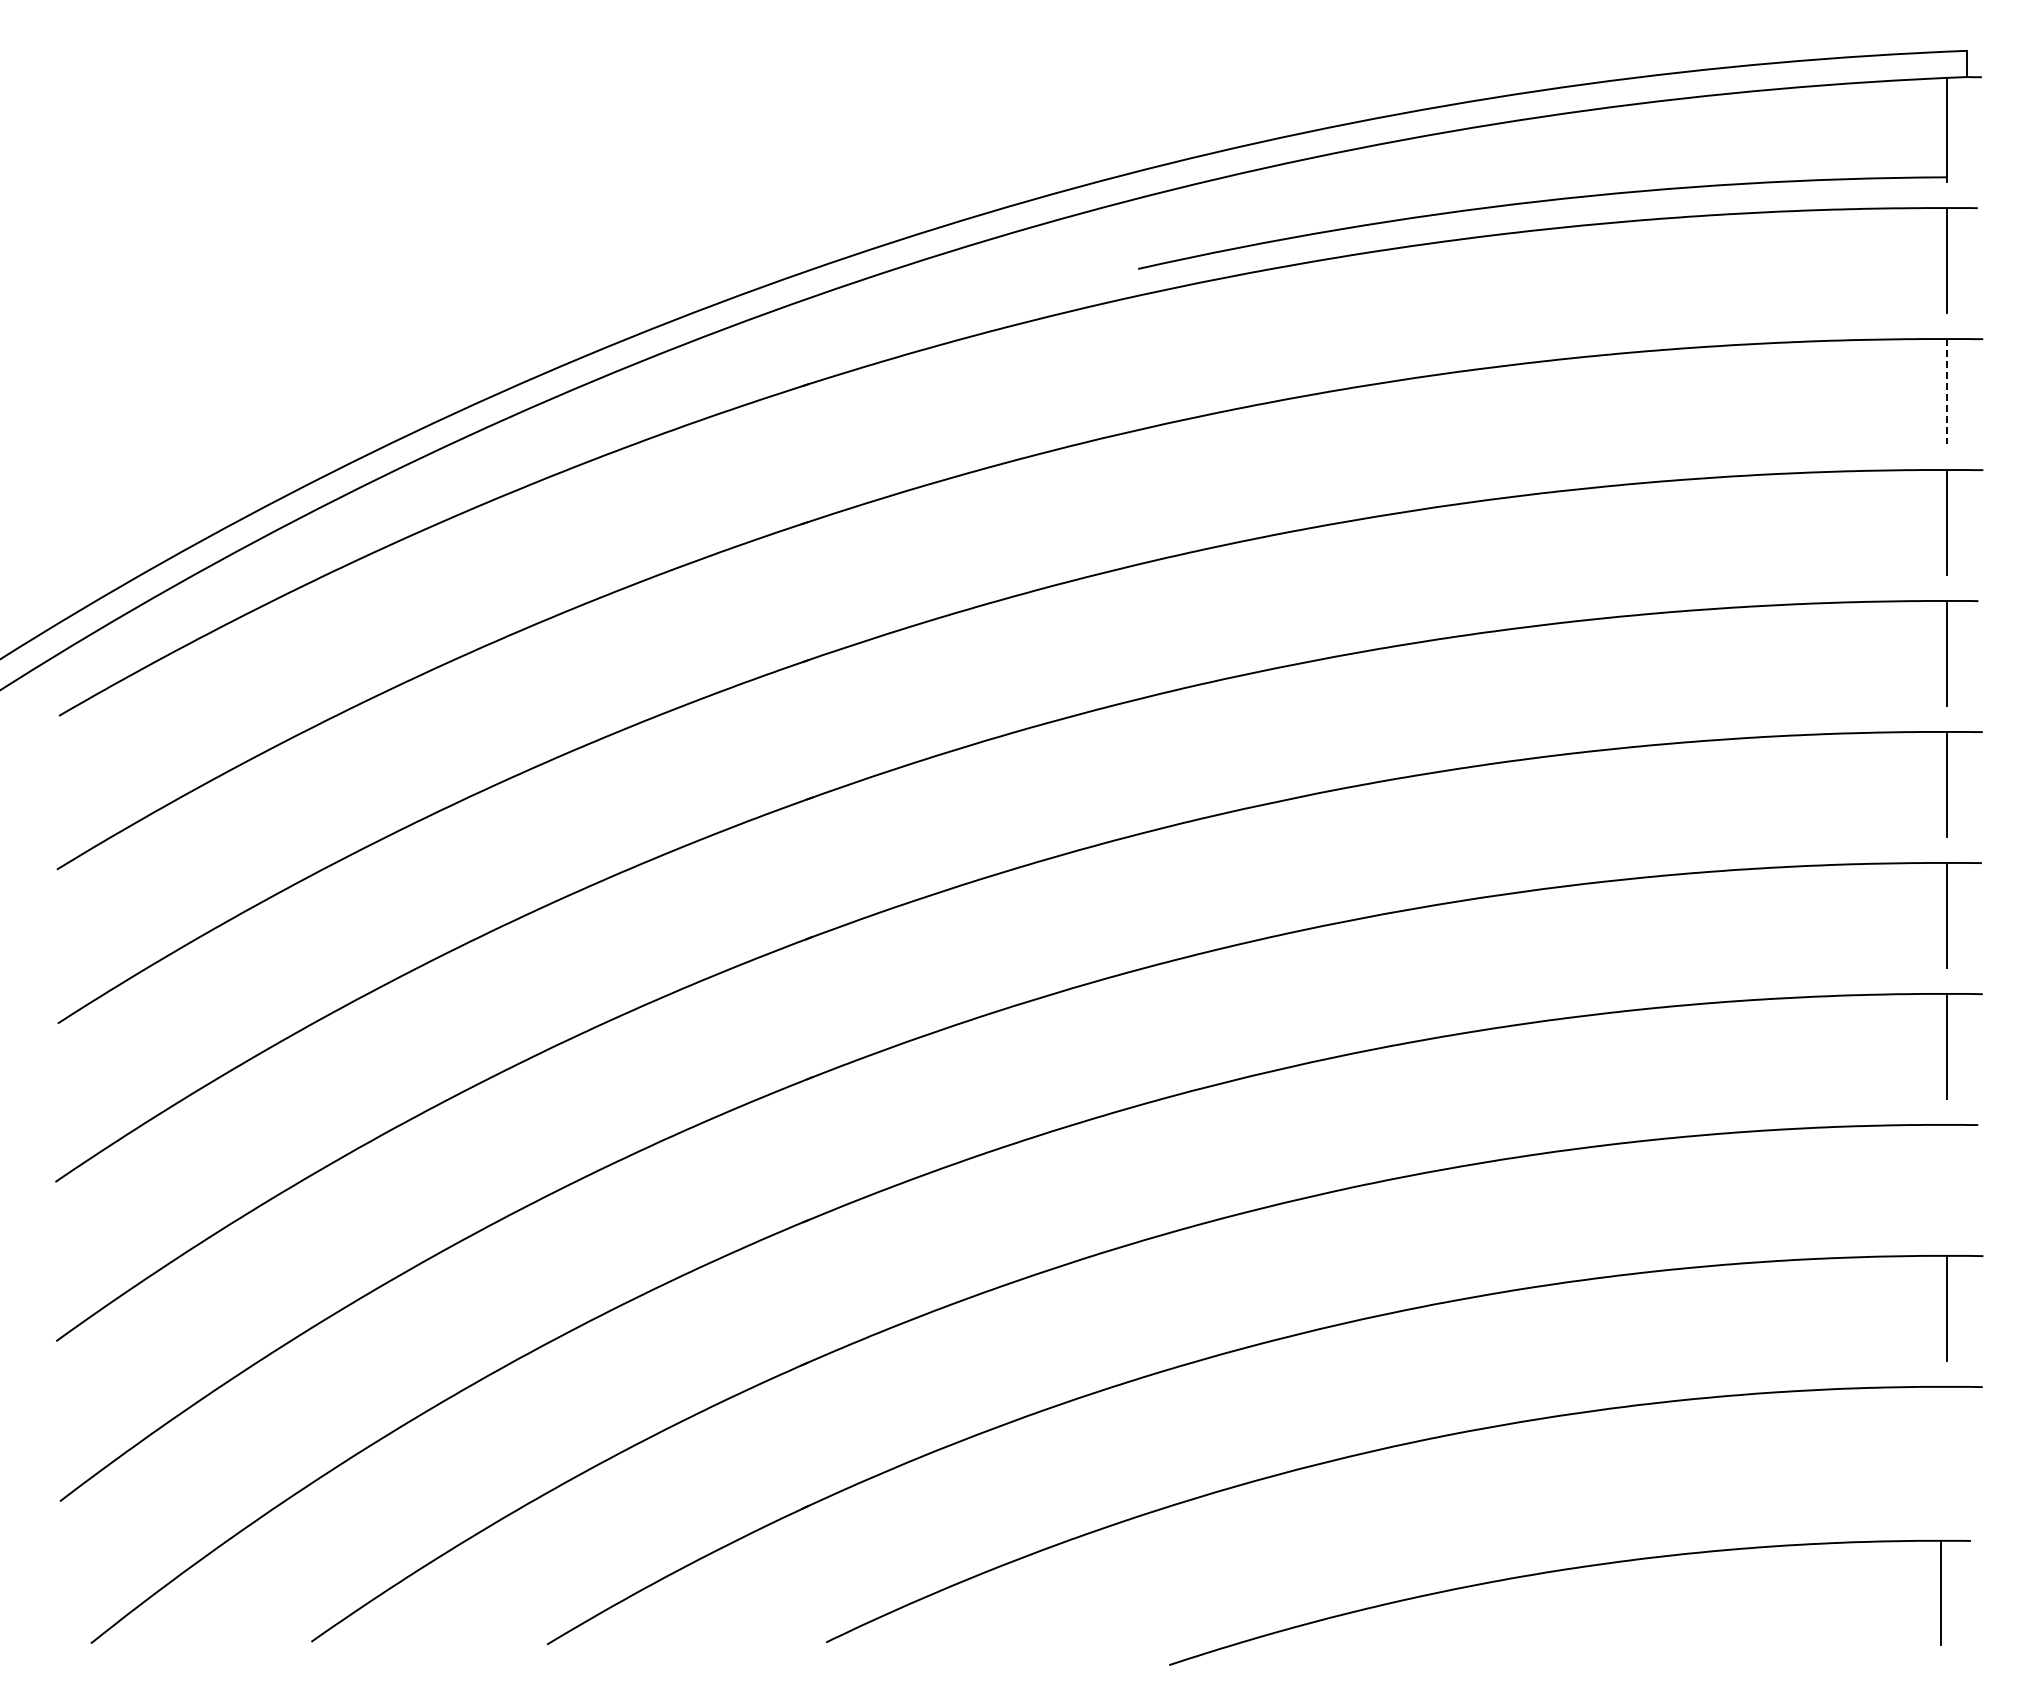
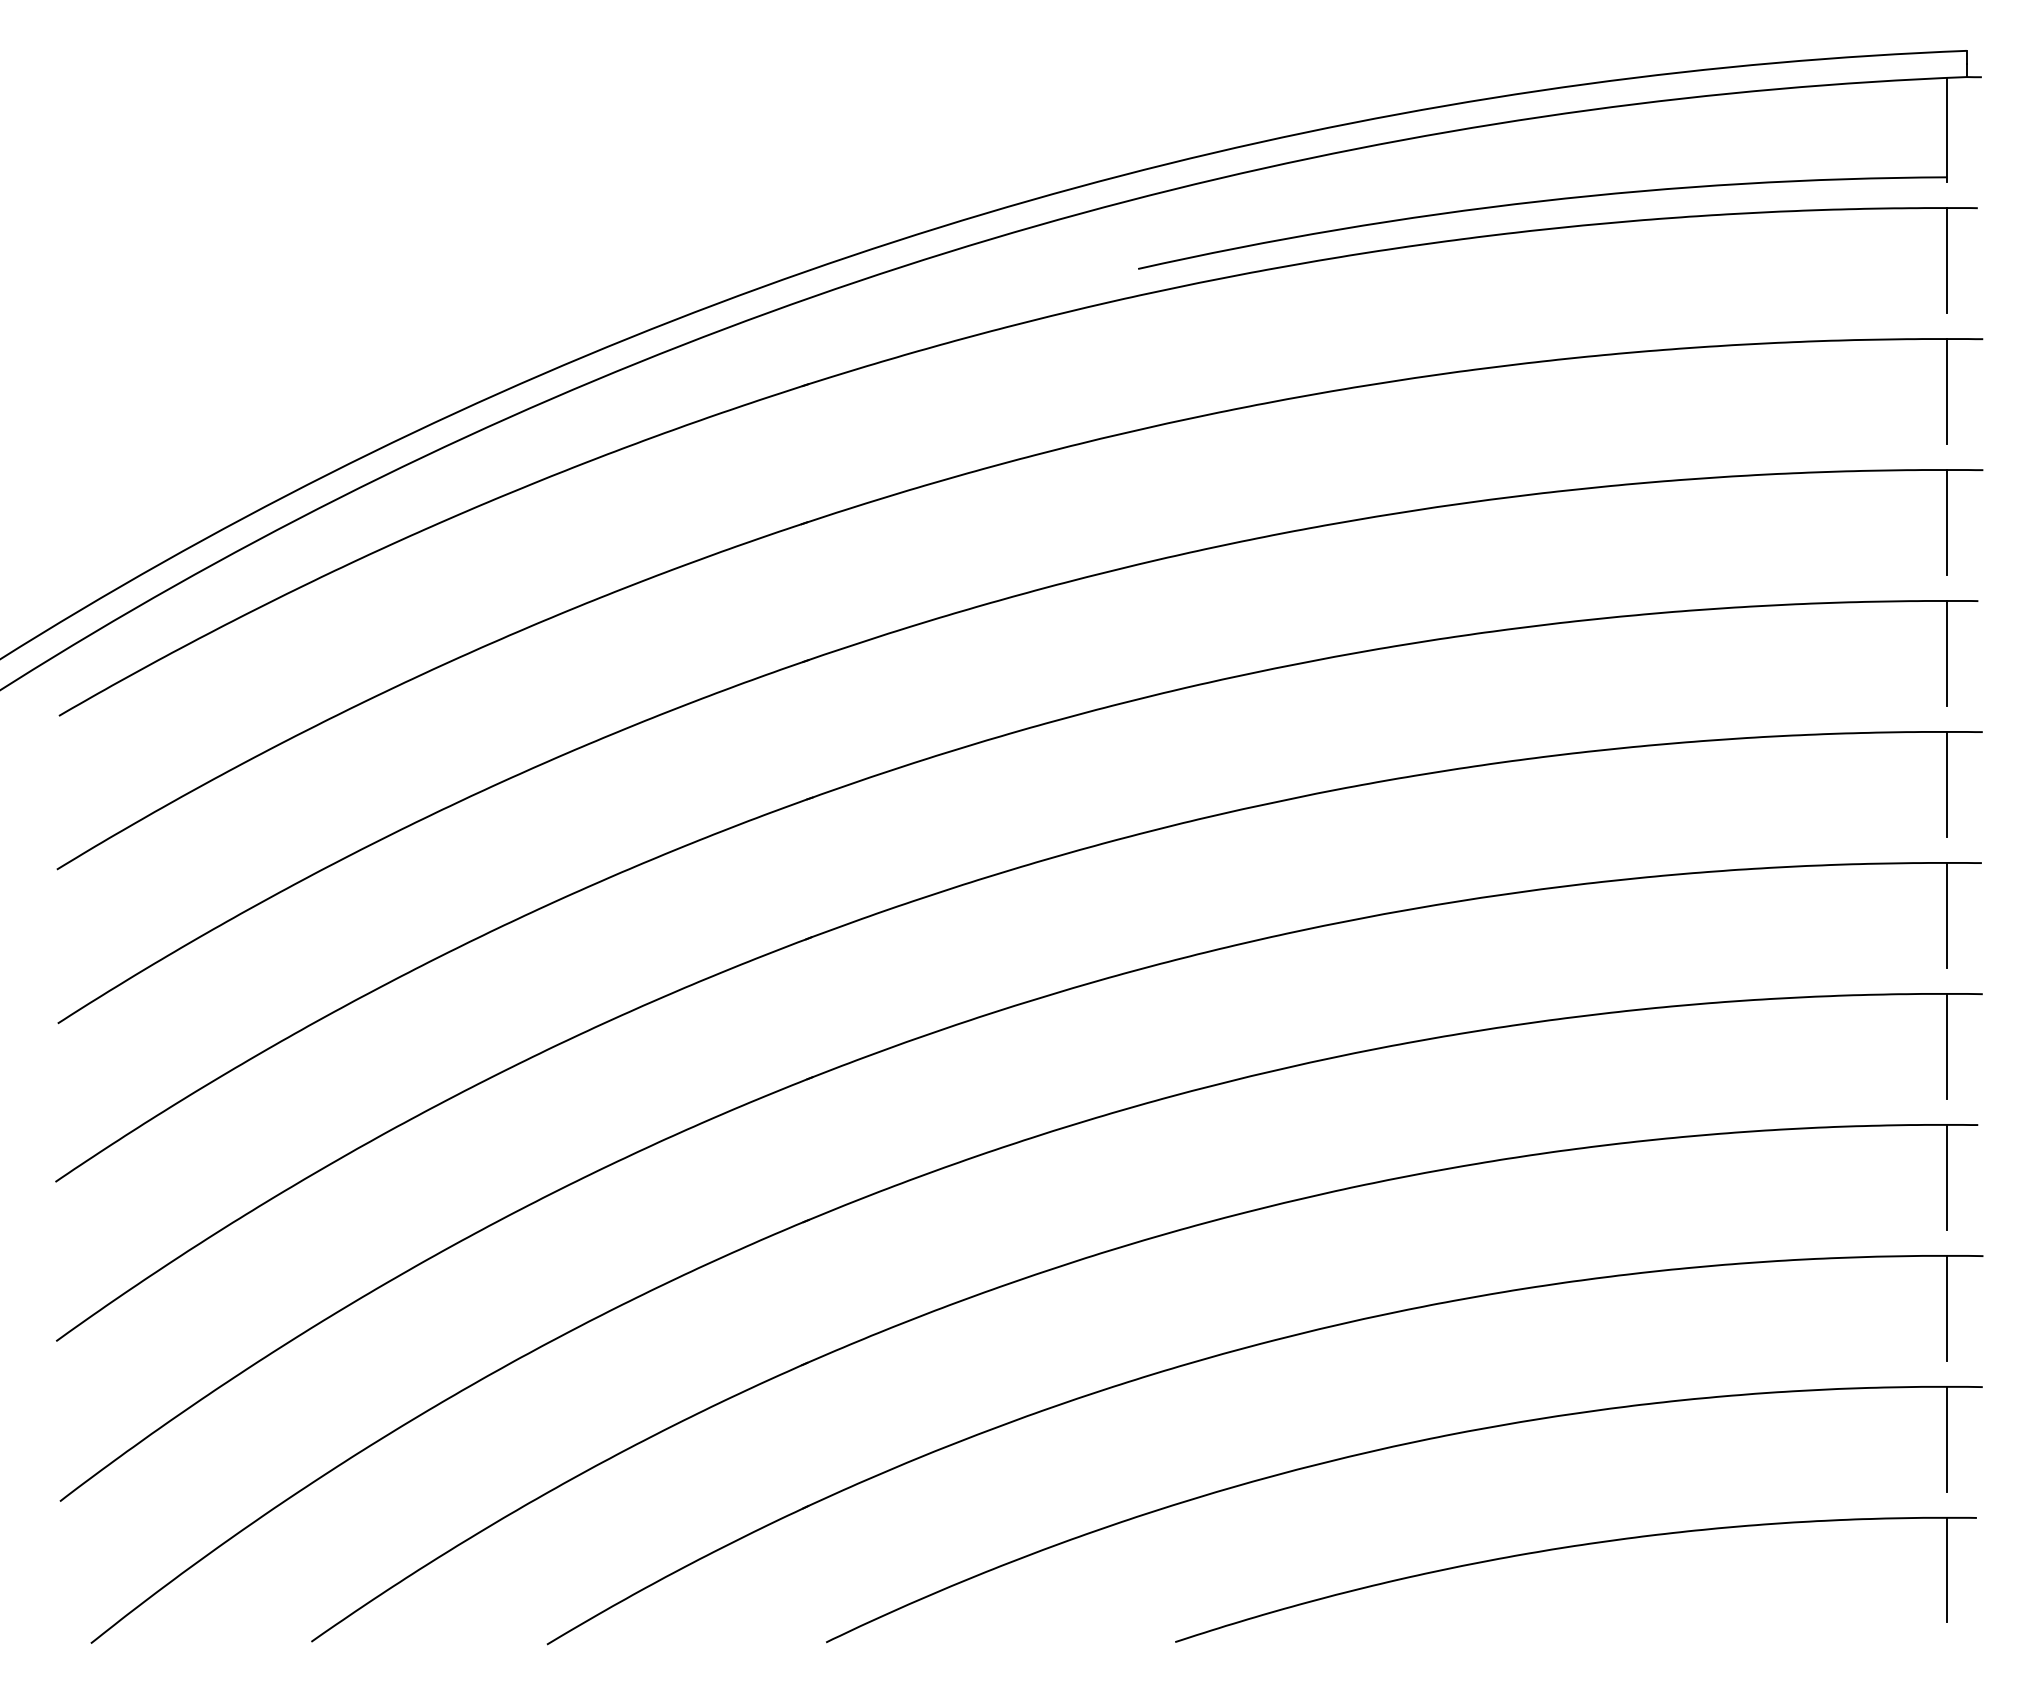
line: dashed -> solid (1947, 391)
line: none -> present (1946, 1176)
line: none -> present (1946, 1438)
part position: (1567, 1570) -> (1573, 1547) (1573, 1547)
